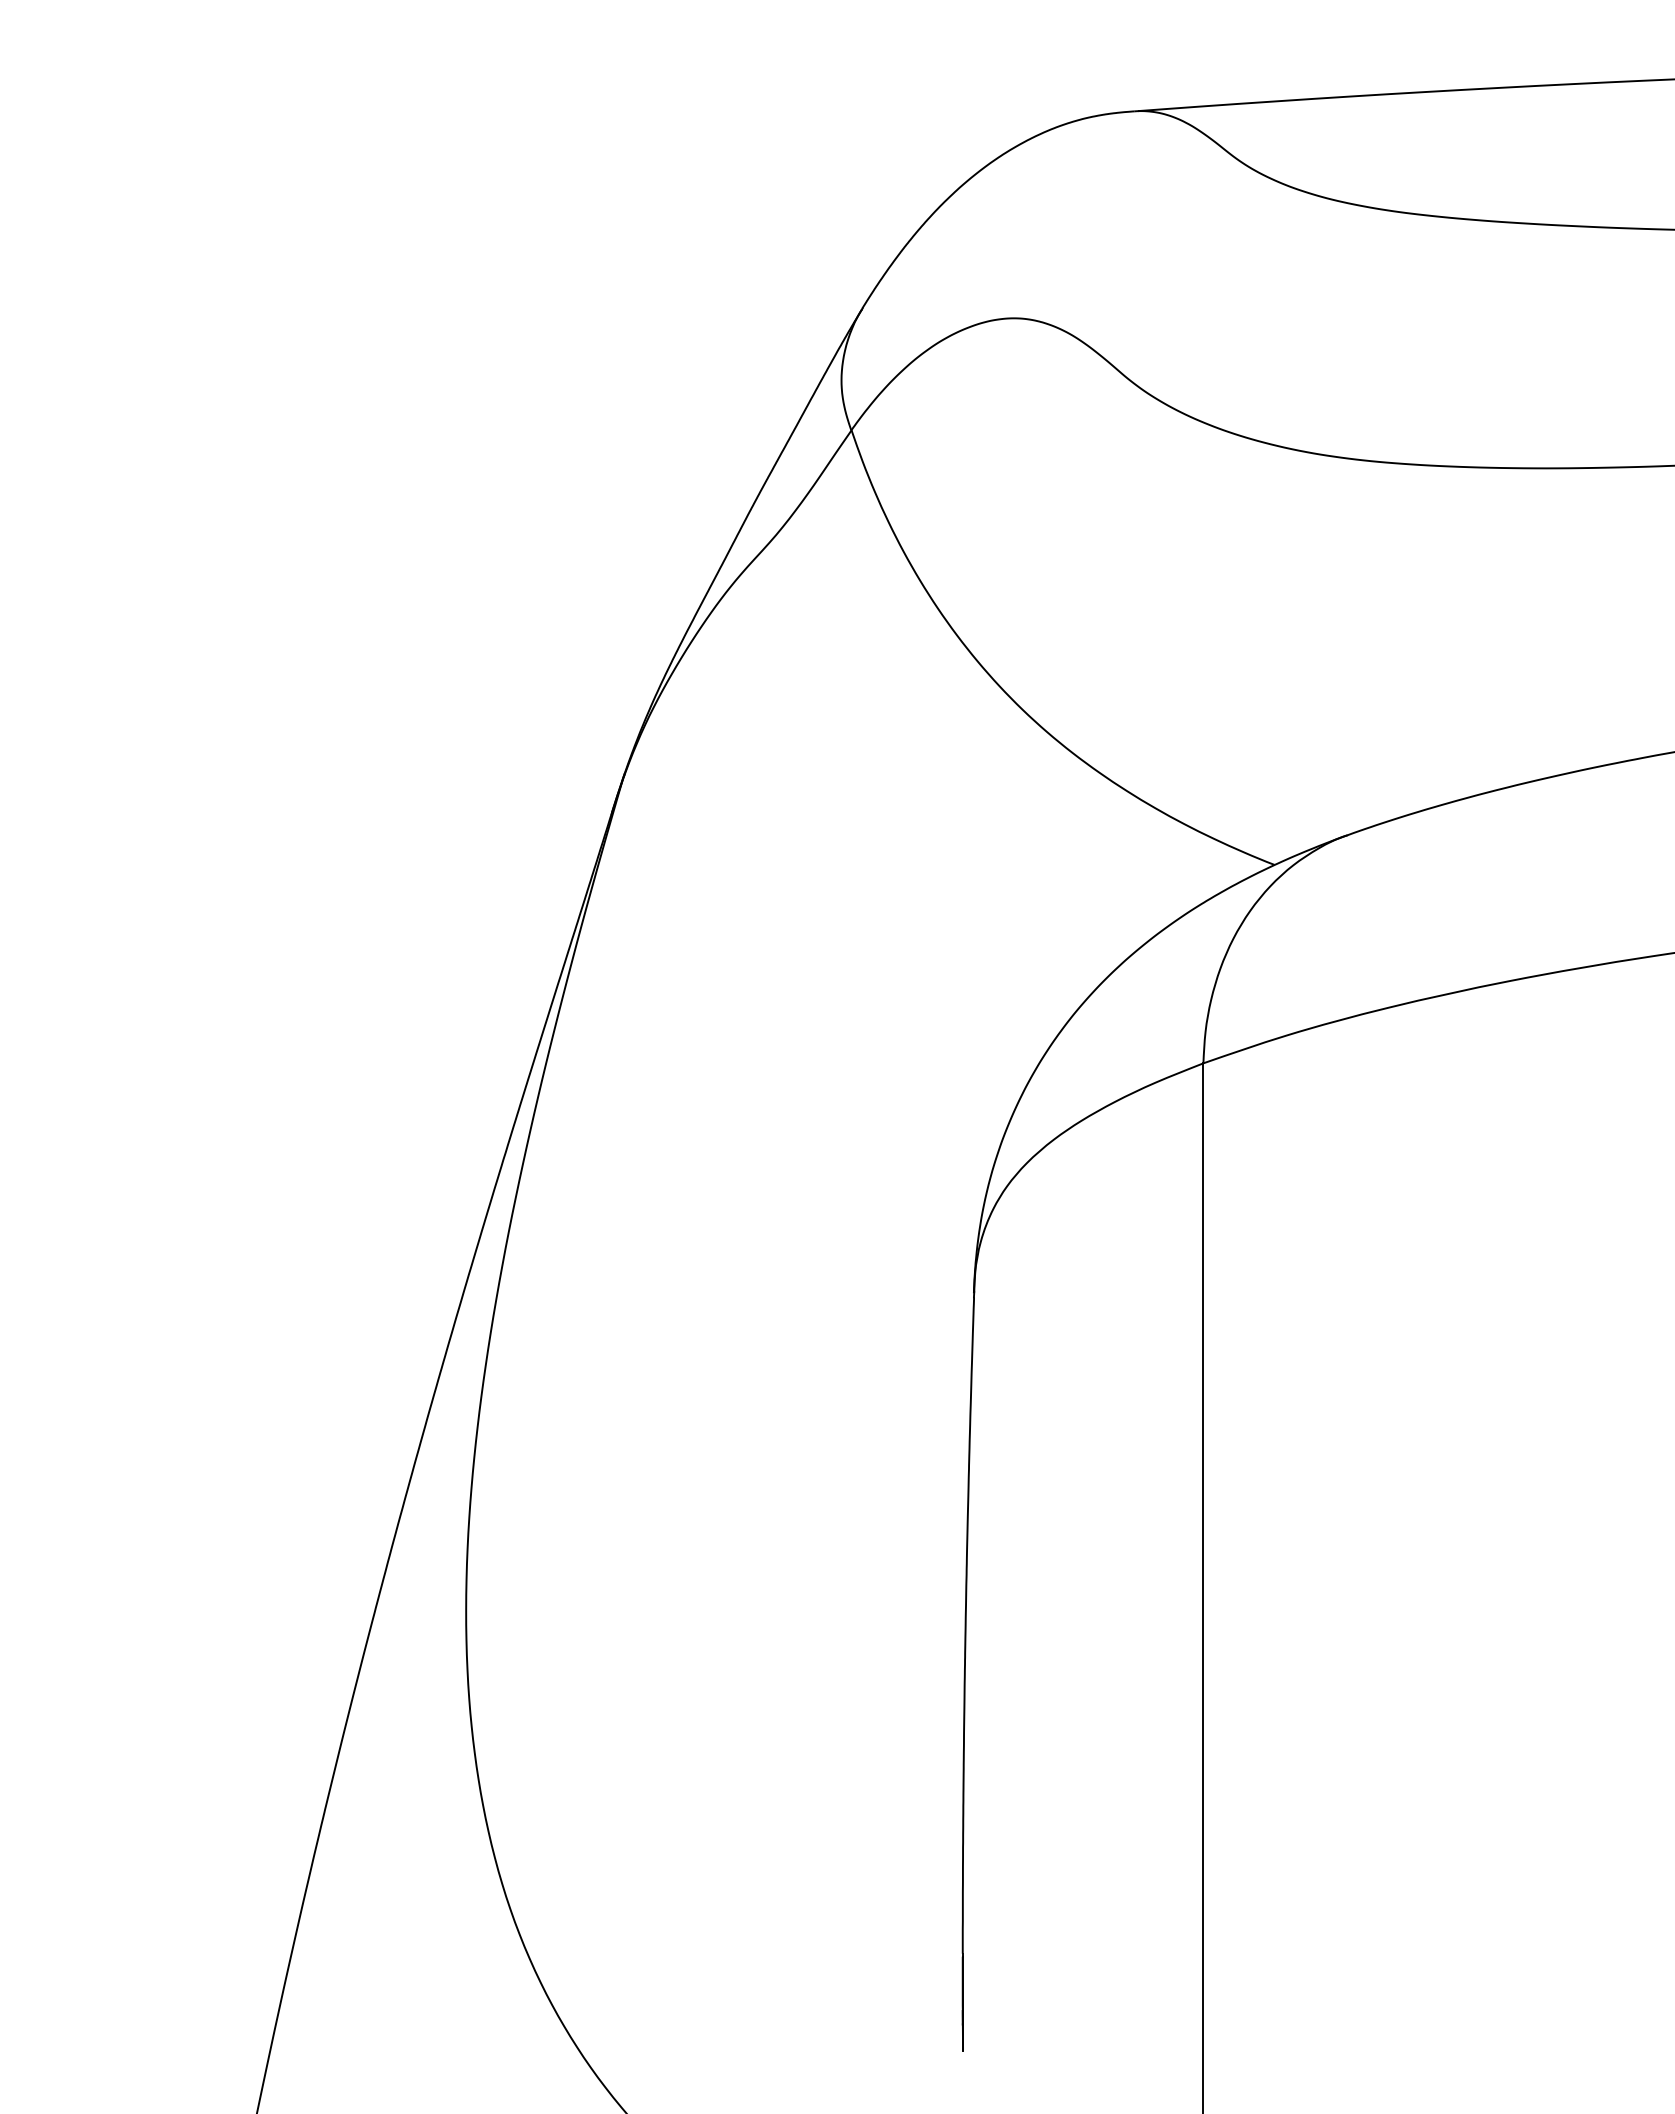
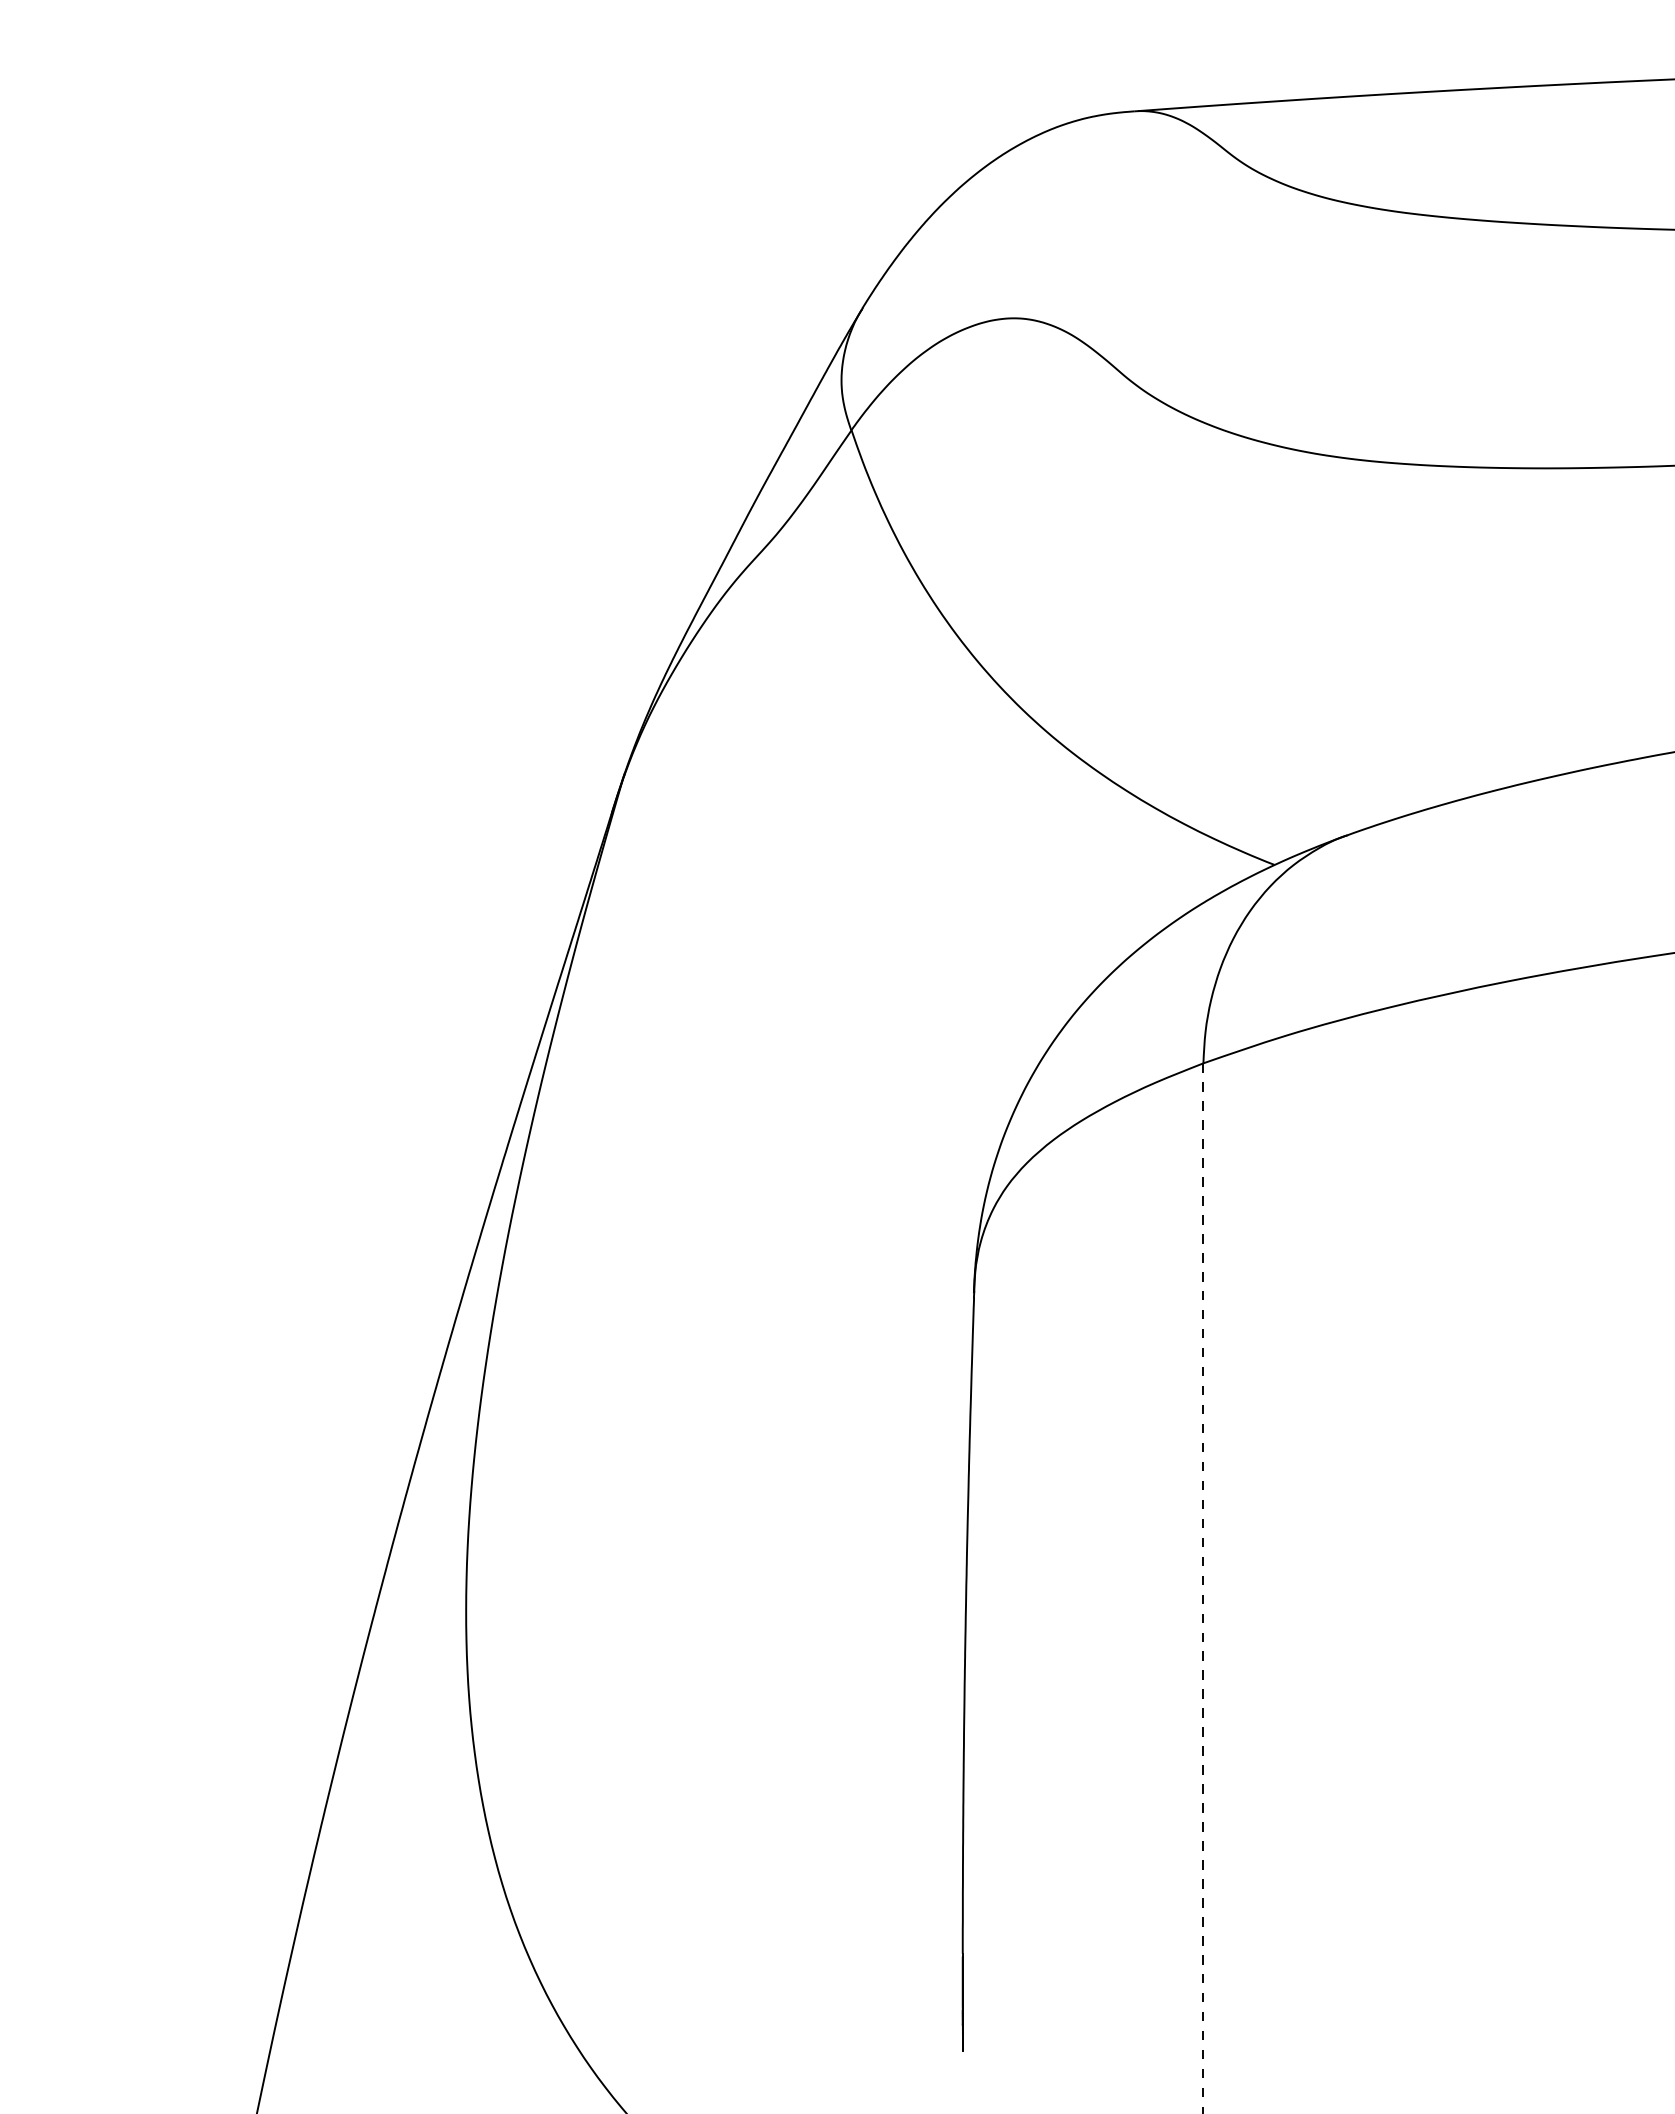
line: solid -> dashed (1203, 1588)
